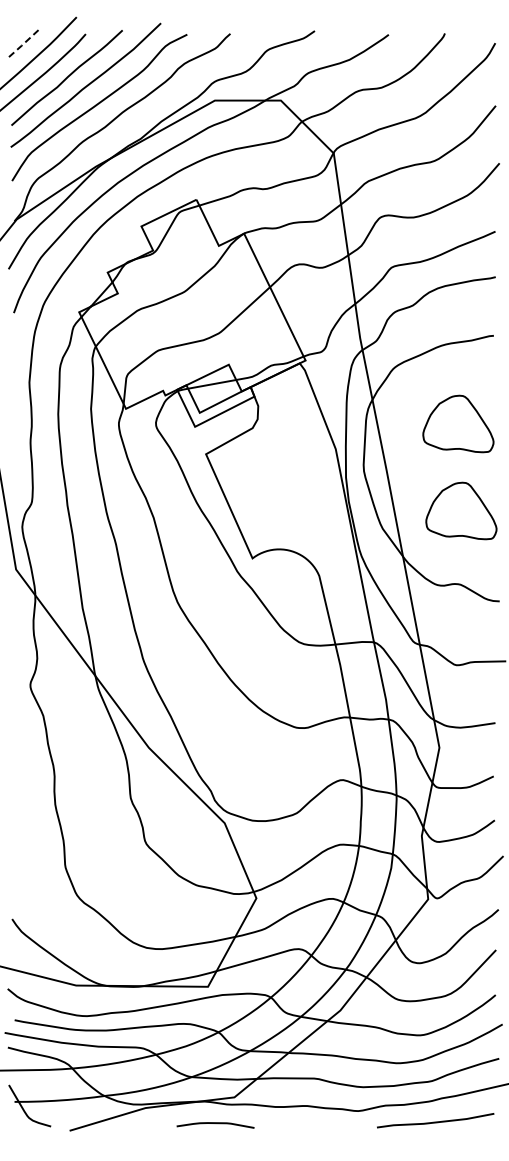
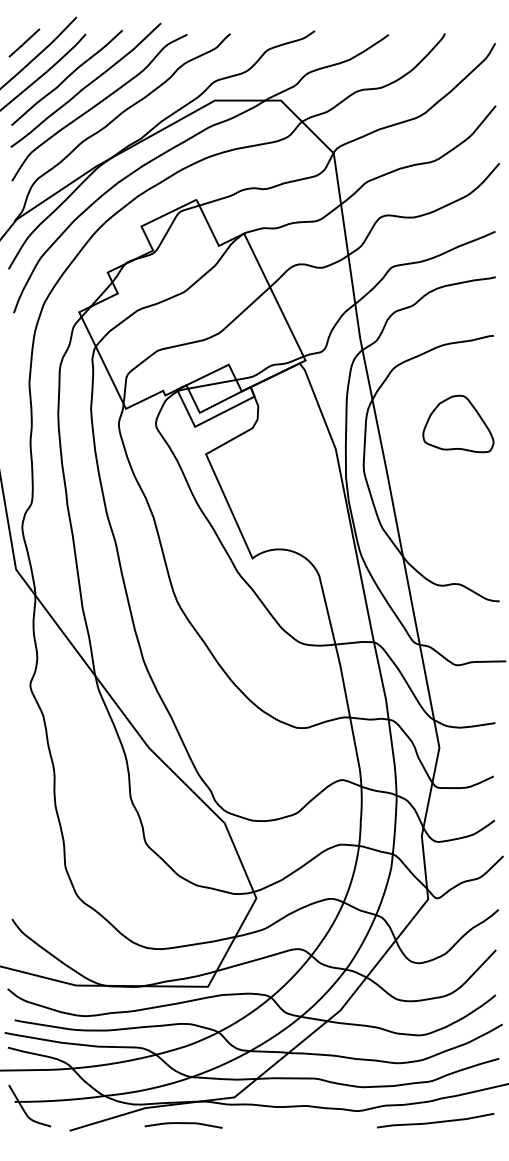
line: dashed -> solid (24, 43)
part: present -> none (461, 510)
curve position: (216, 1124) -> (184, 1124) (184, 1124)
